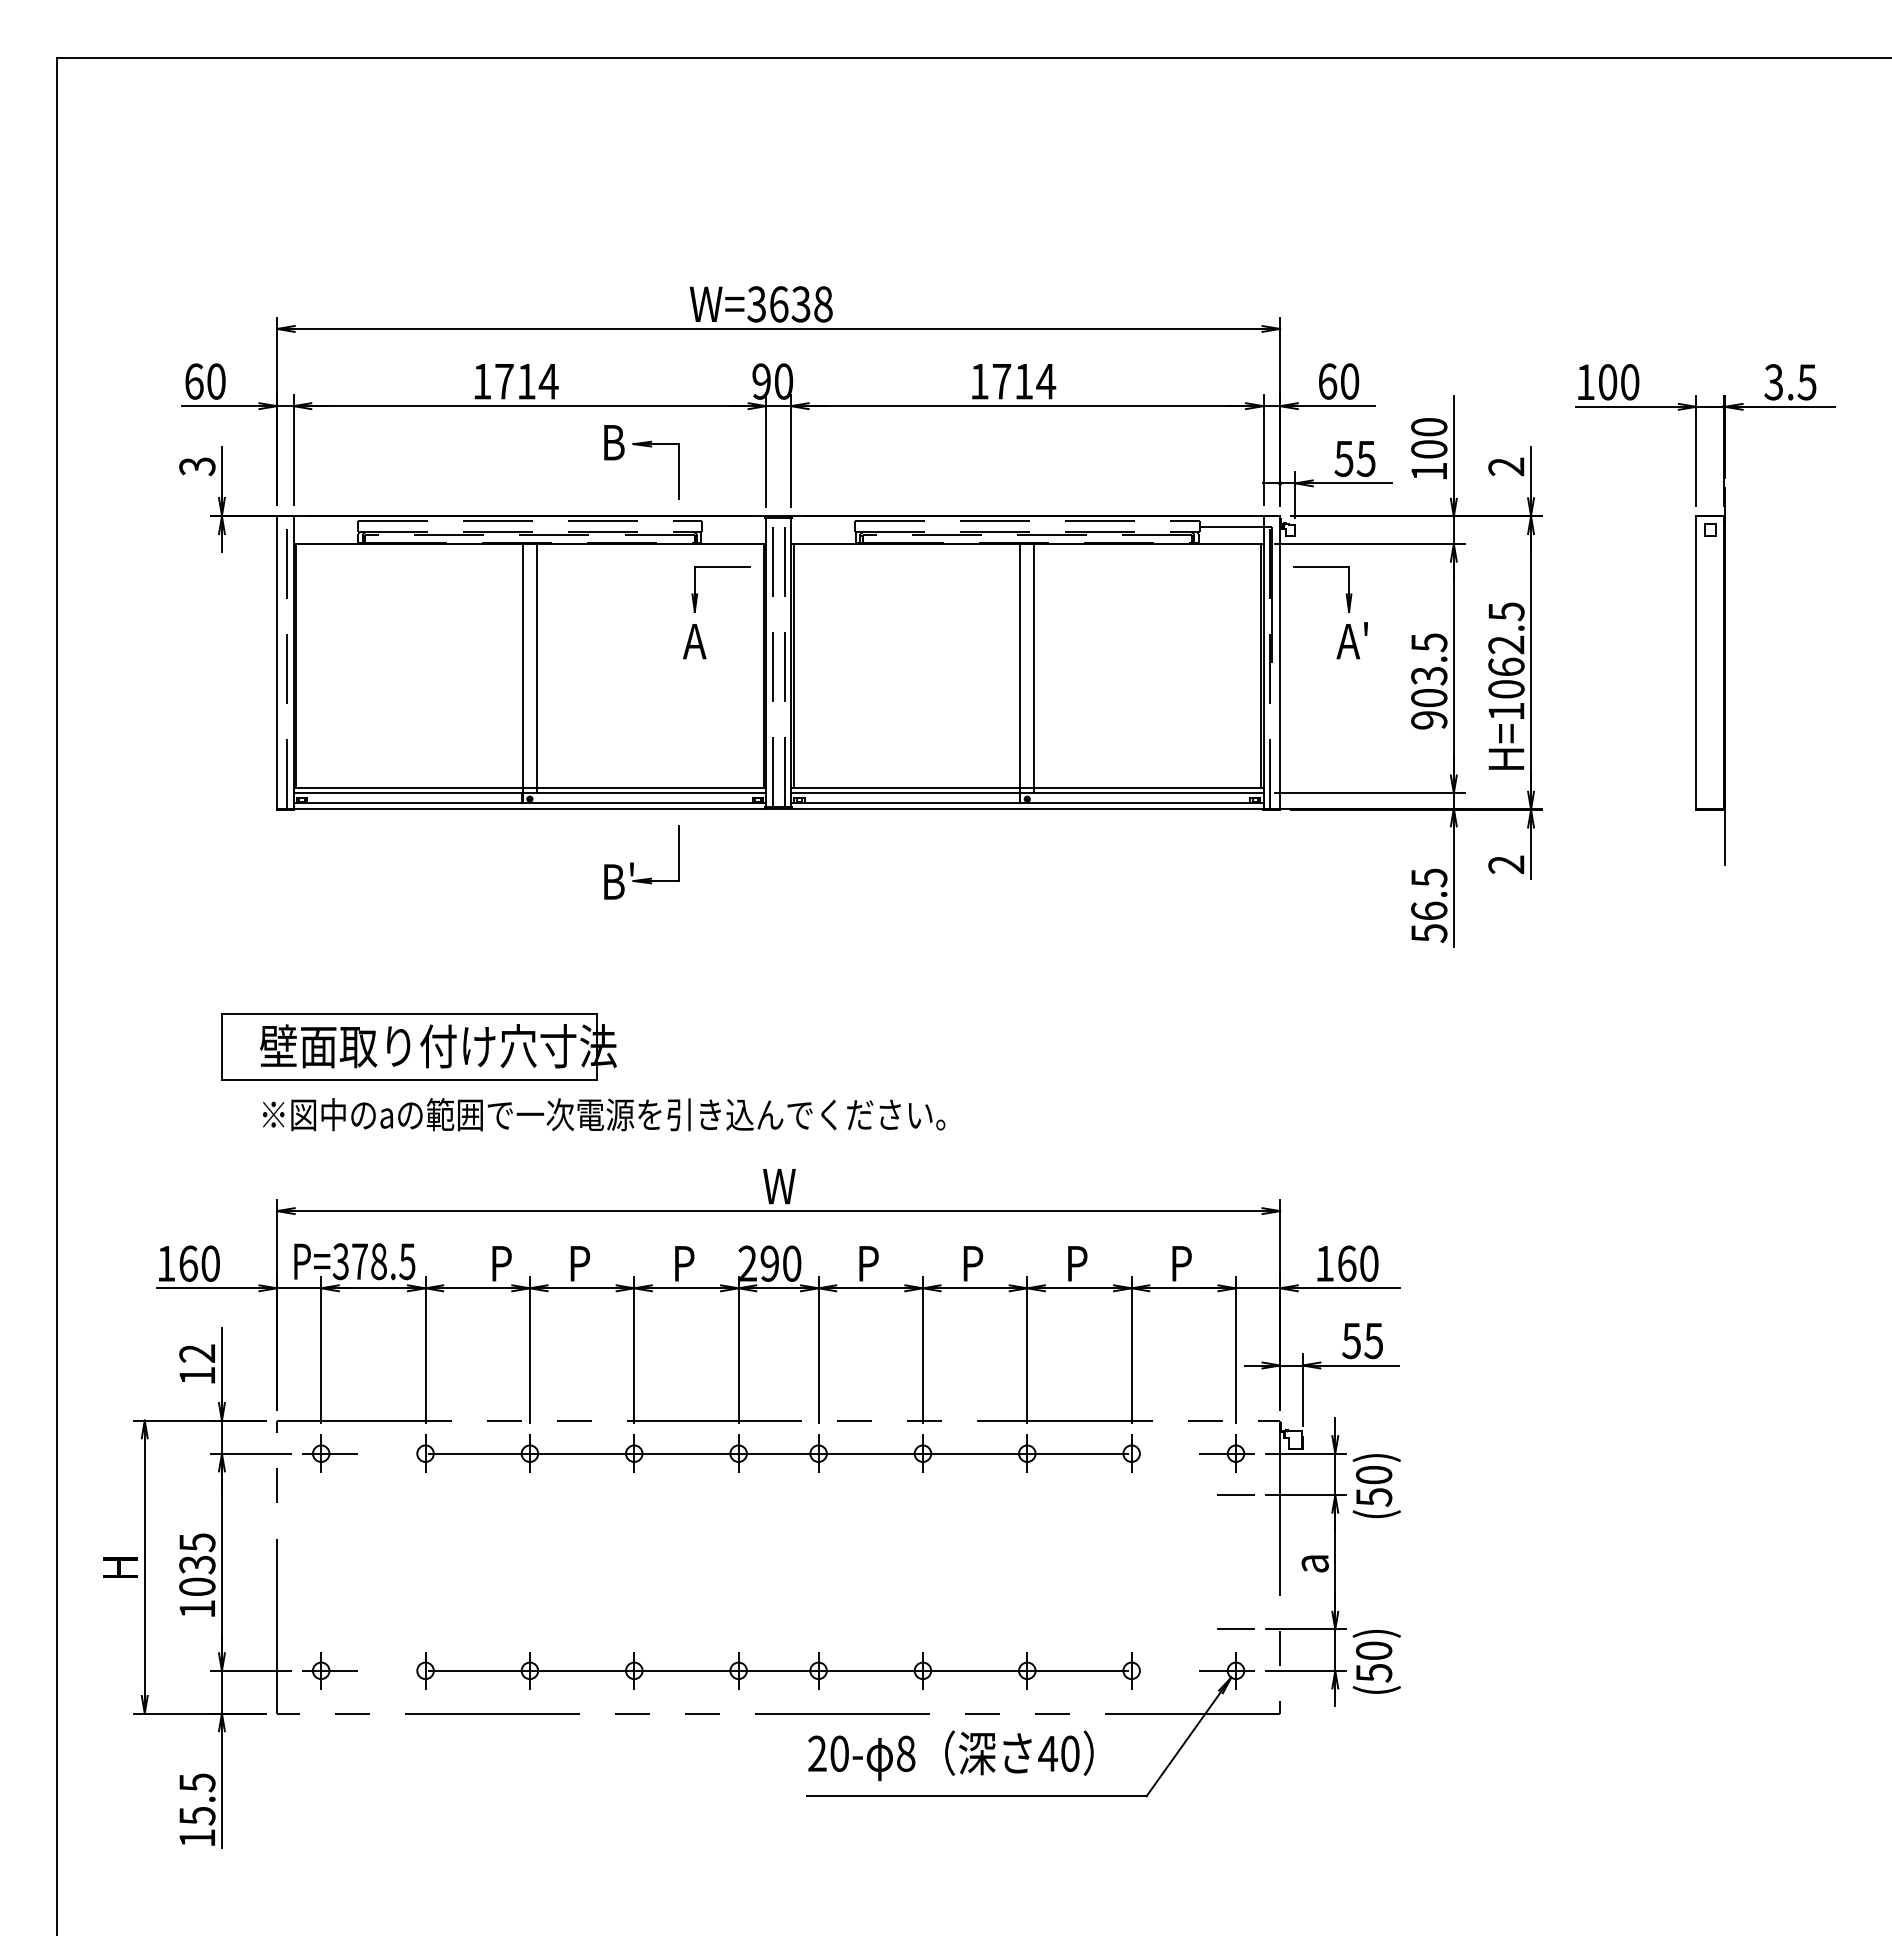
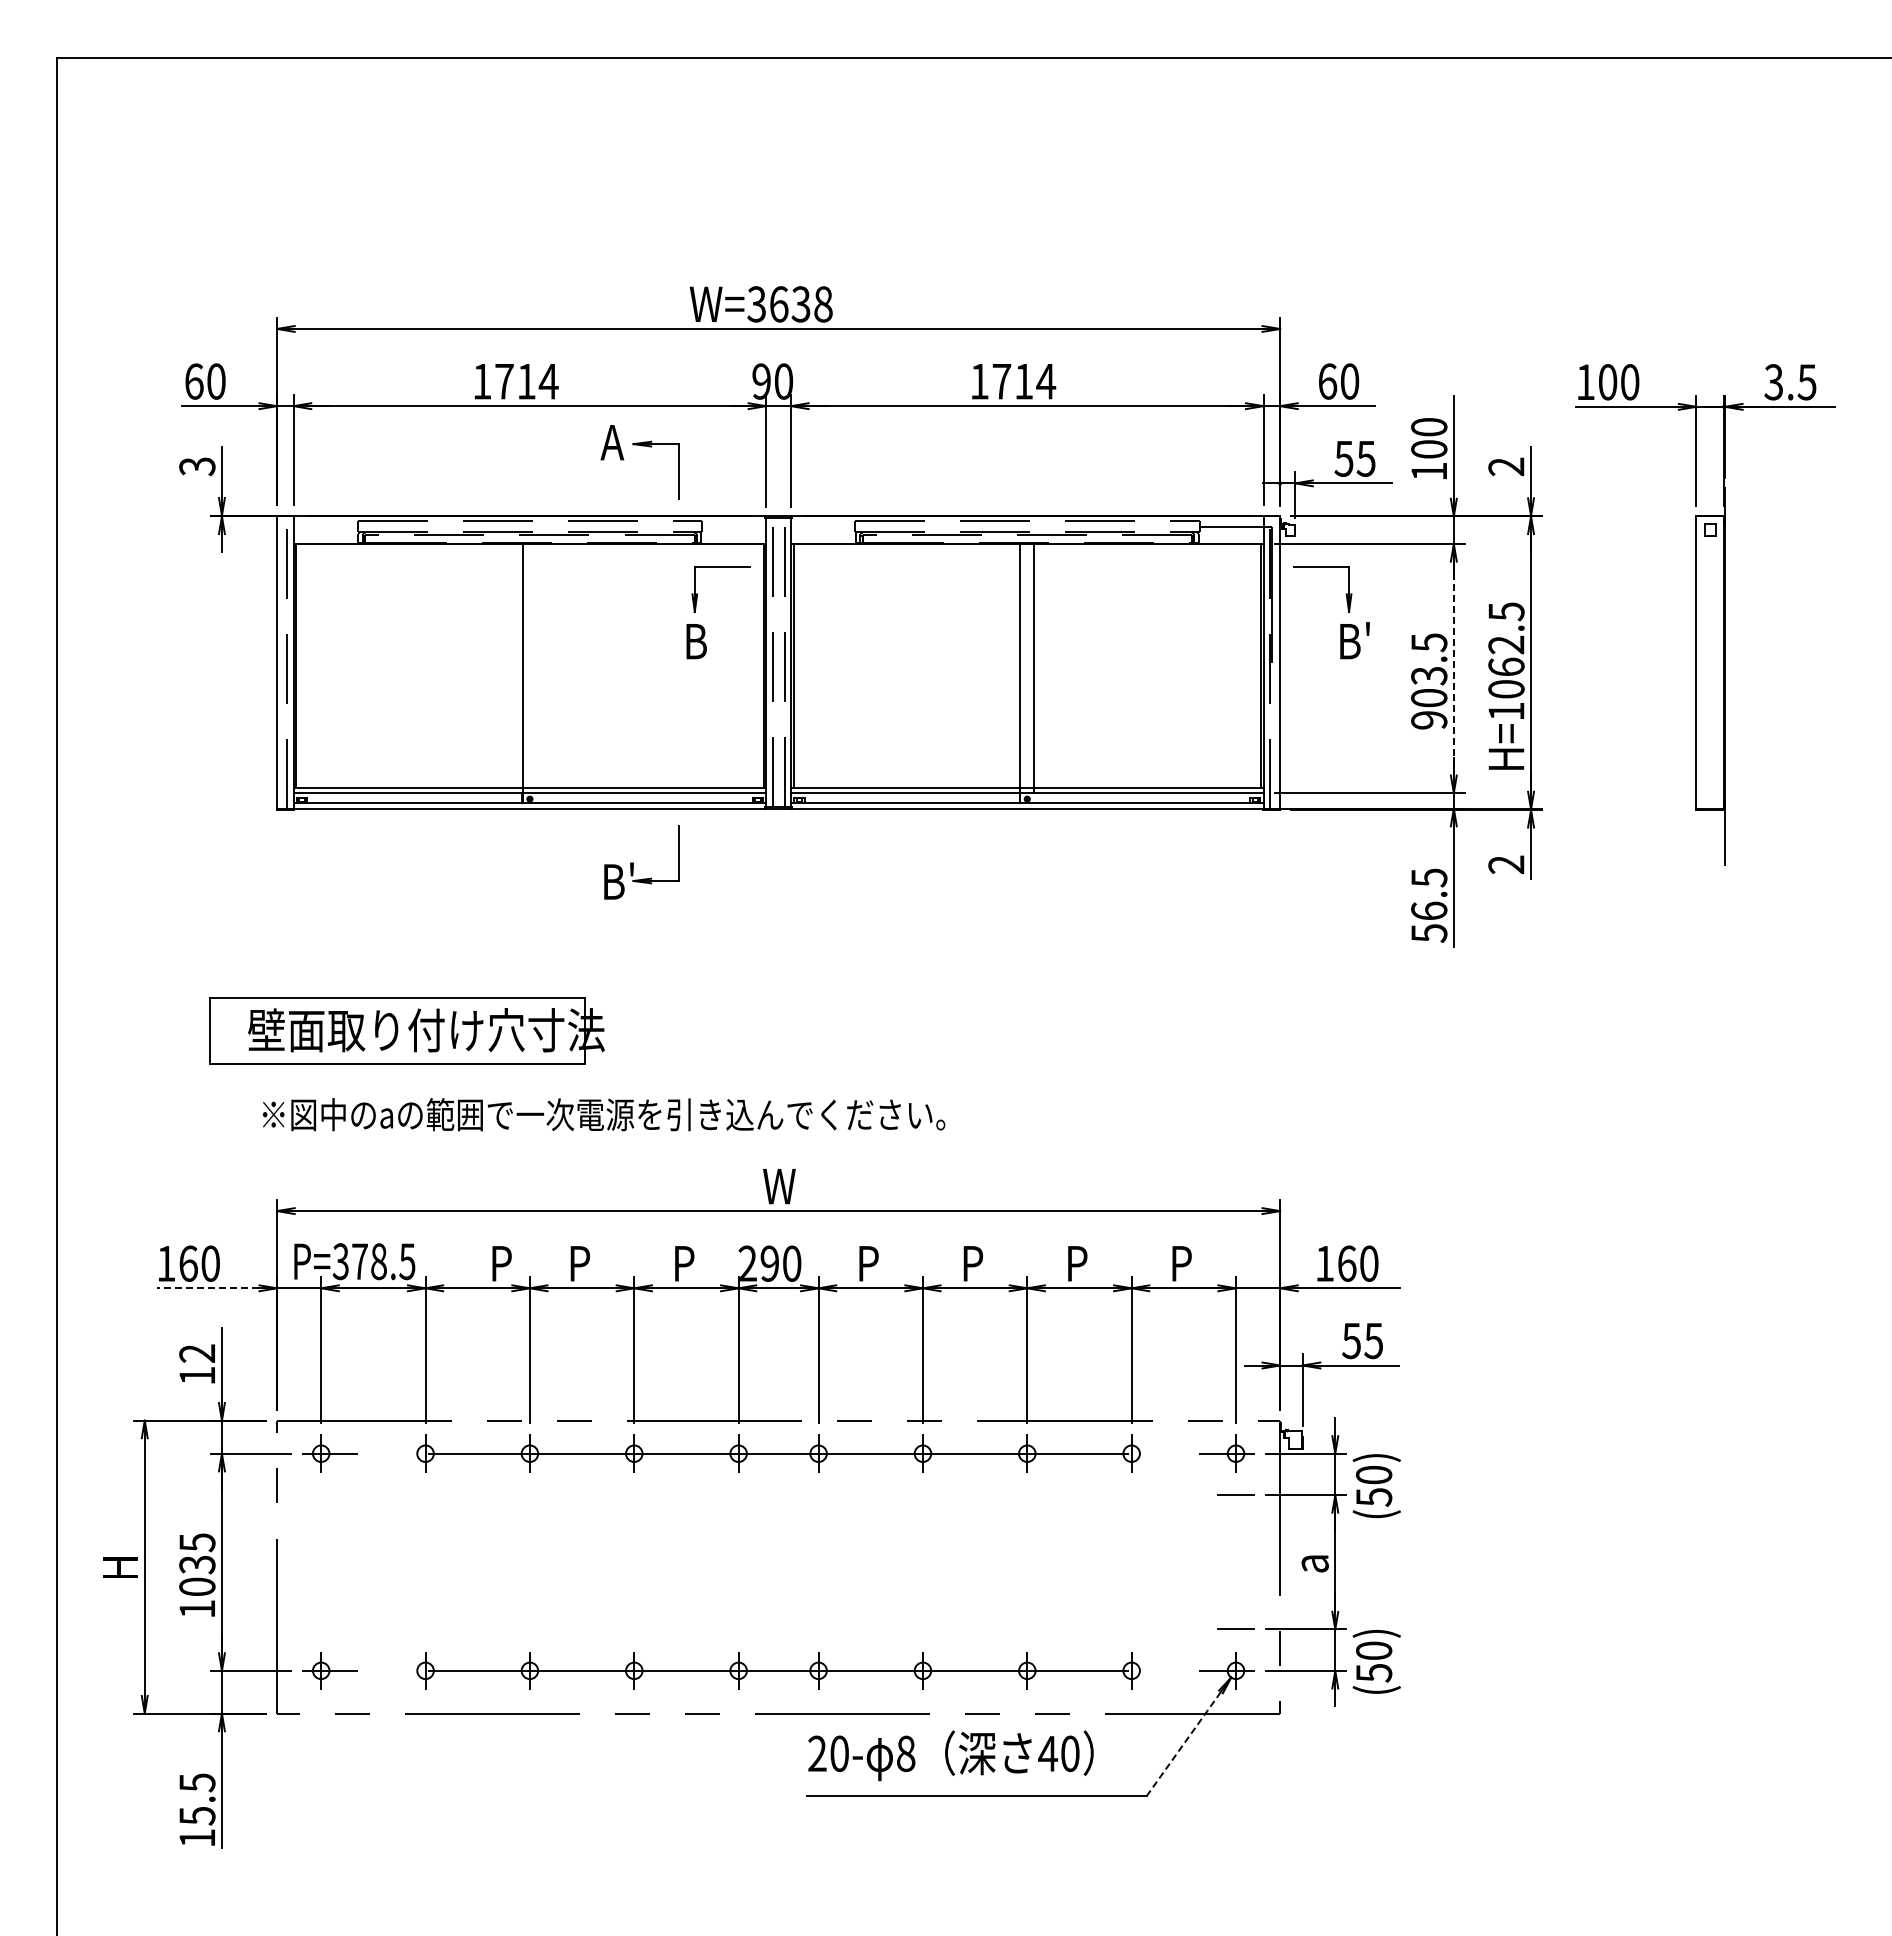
text: B -> A (612, 442)
text: A' -> B' (1352, 640)
text: A -> B (694, 641)
line: present -> none (537, 668)
line: solid -> dashed (1453, 668)
part position: (418, 1046) -> (406, 1030) (406, 1030)
line: solid -> dashed (207, 1288)
line: solid -> dashed (1184, 1743)
